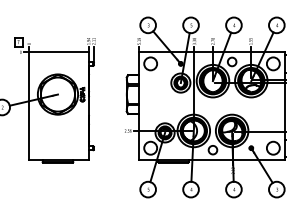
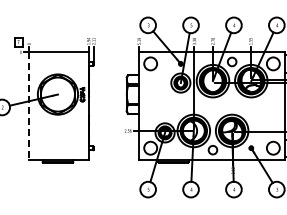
line: solid -> dashed (29, 106)
